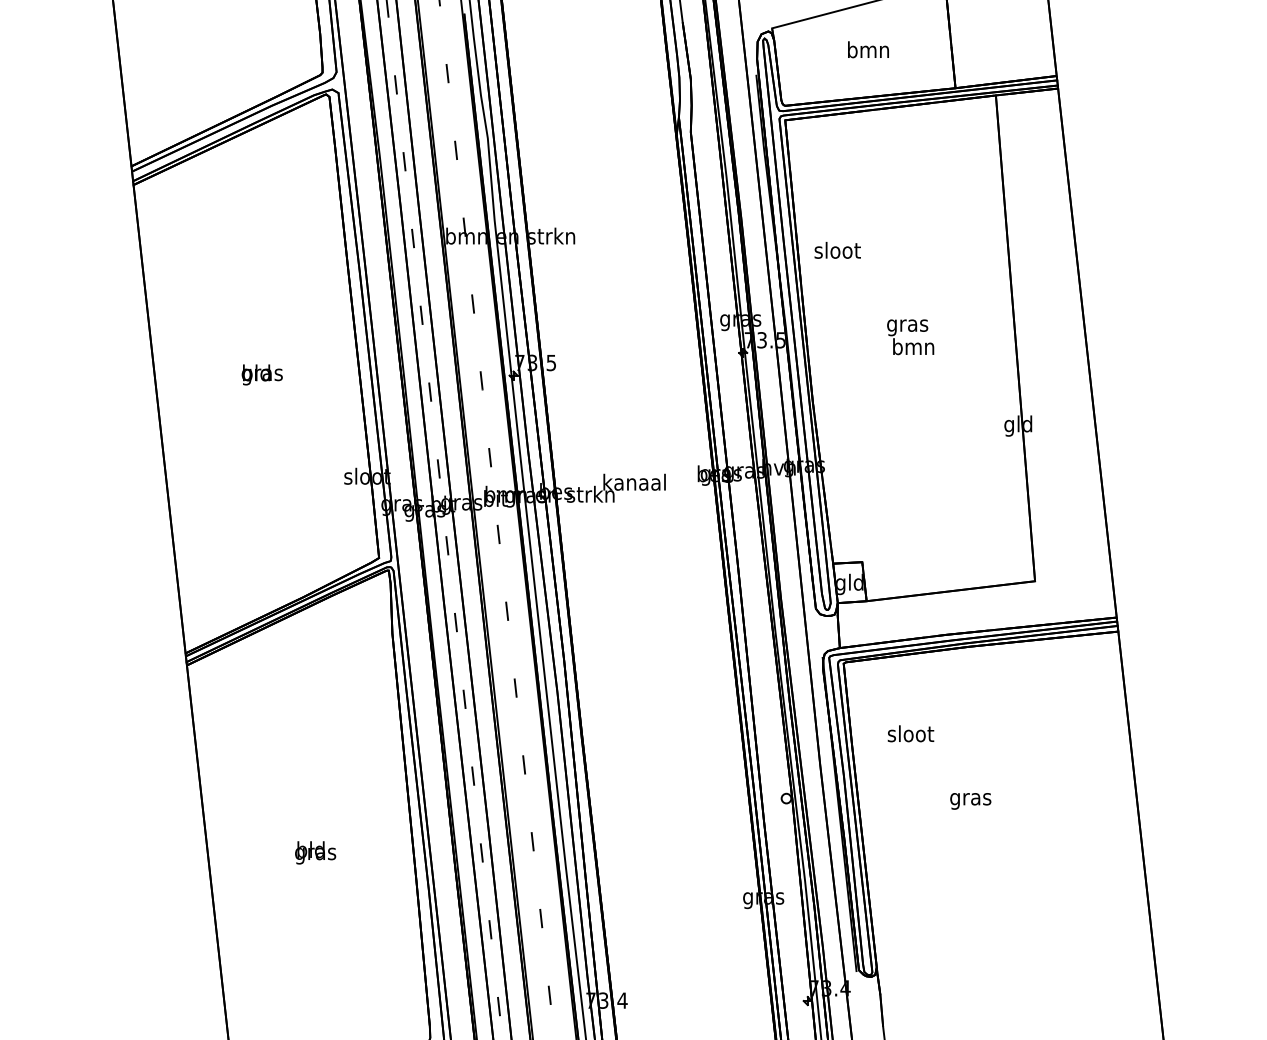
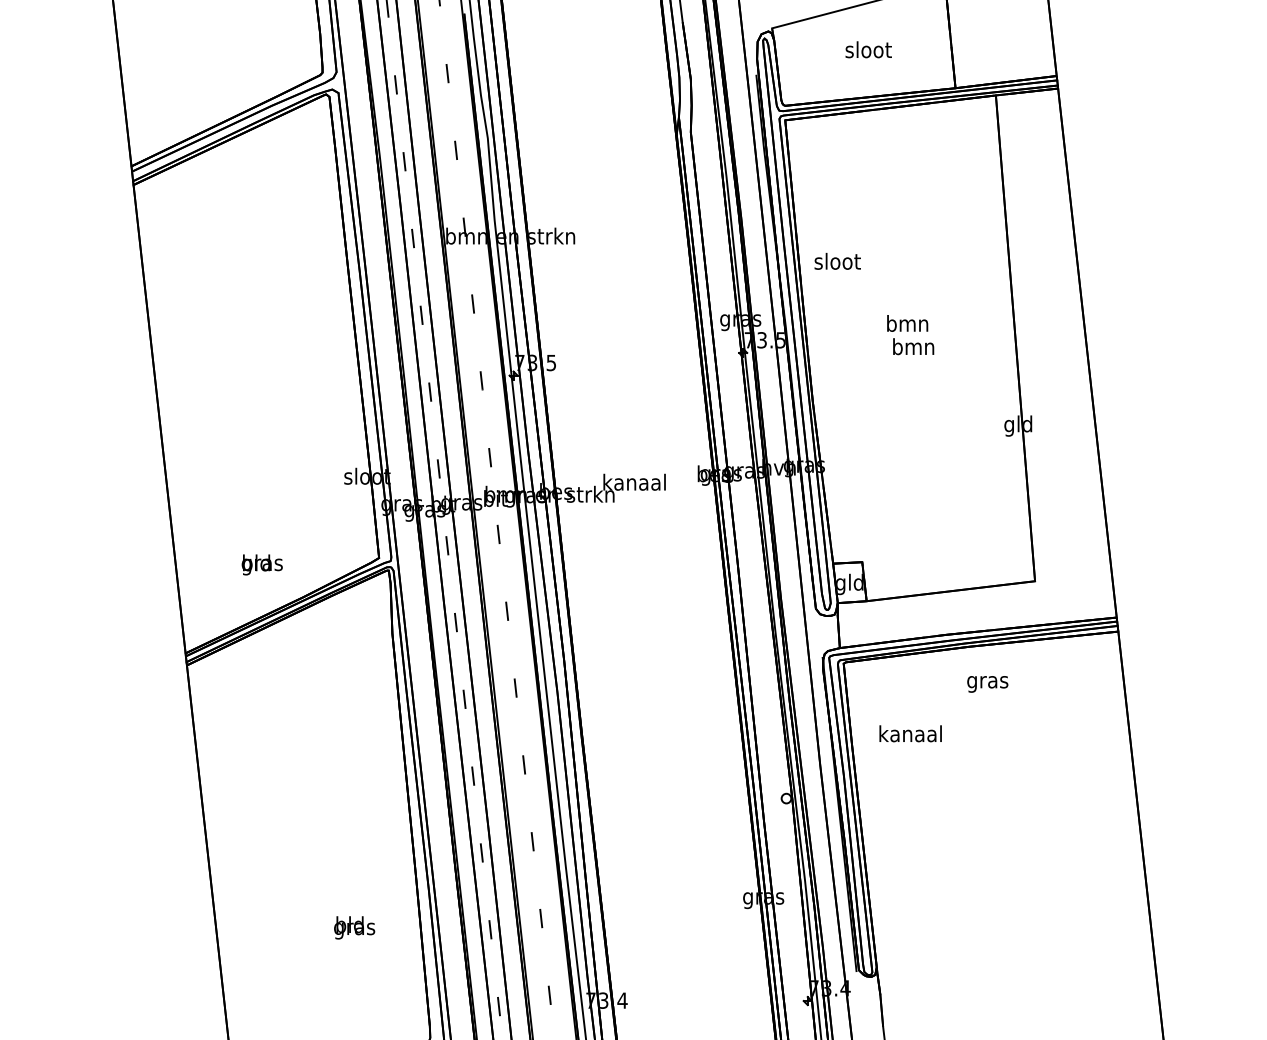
text: bmn -> sloot (868, 49)
text position: (837, 249) -> (837, 260) (837, 260)
text: gras -> bmn (907, 325)
text position: (261, 374) -> (261, 564) (261, 564)
text: sloot -> kanaal (910, 733)
text position: (970, 801) -> (987, 684) (987, 684)
text position: (315, 852) -> (354, 927) (354, 927)
